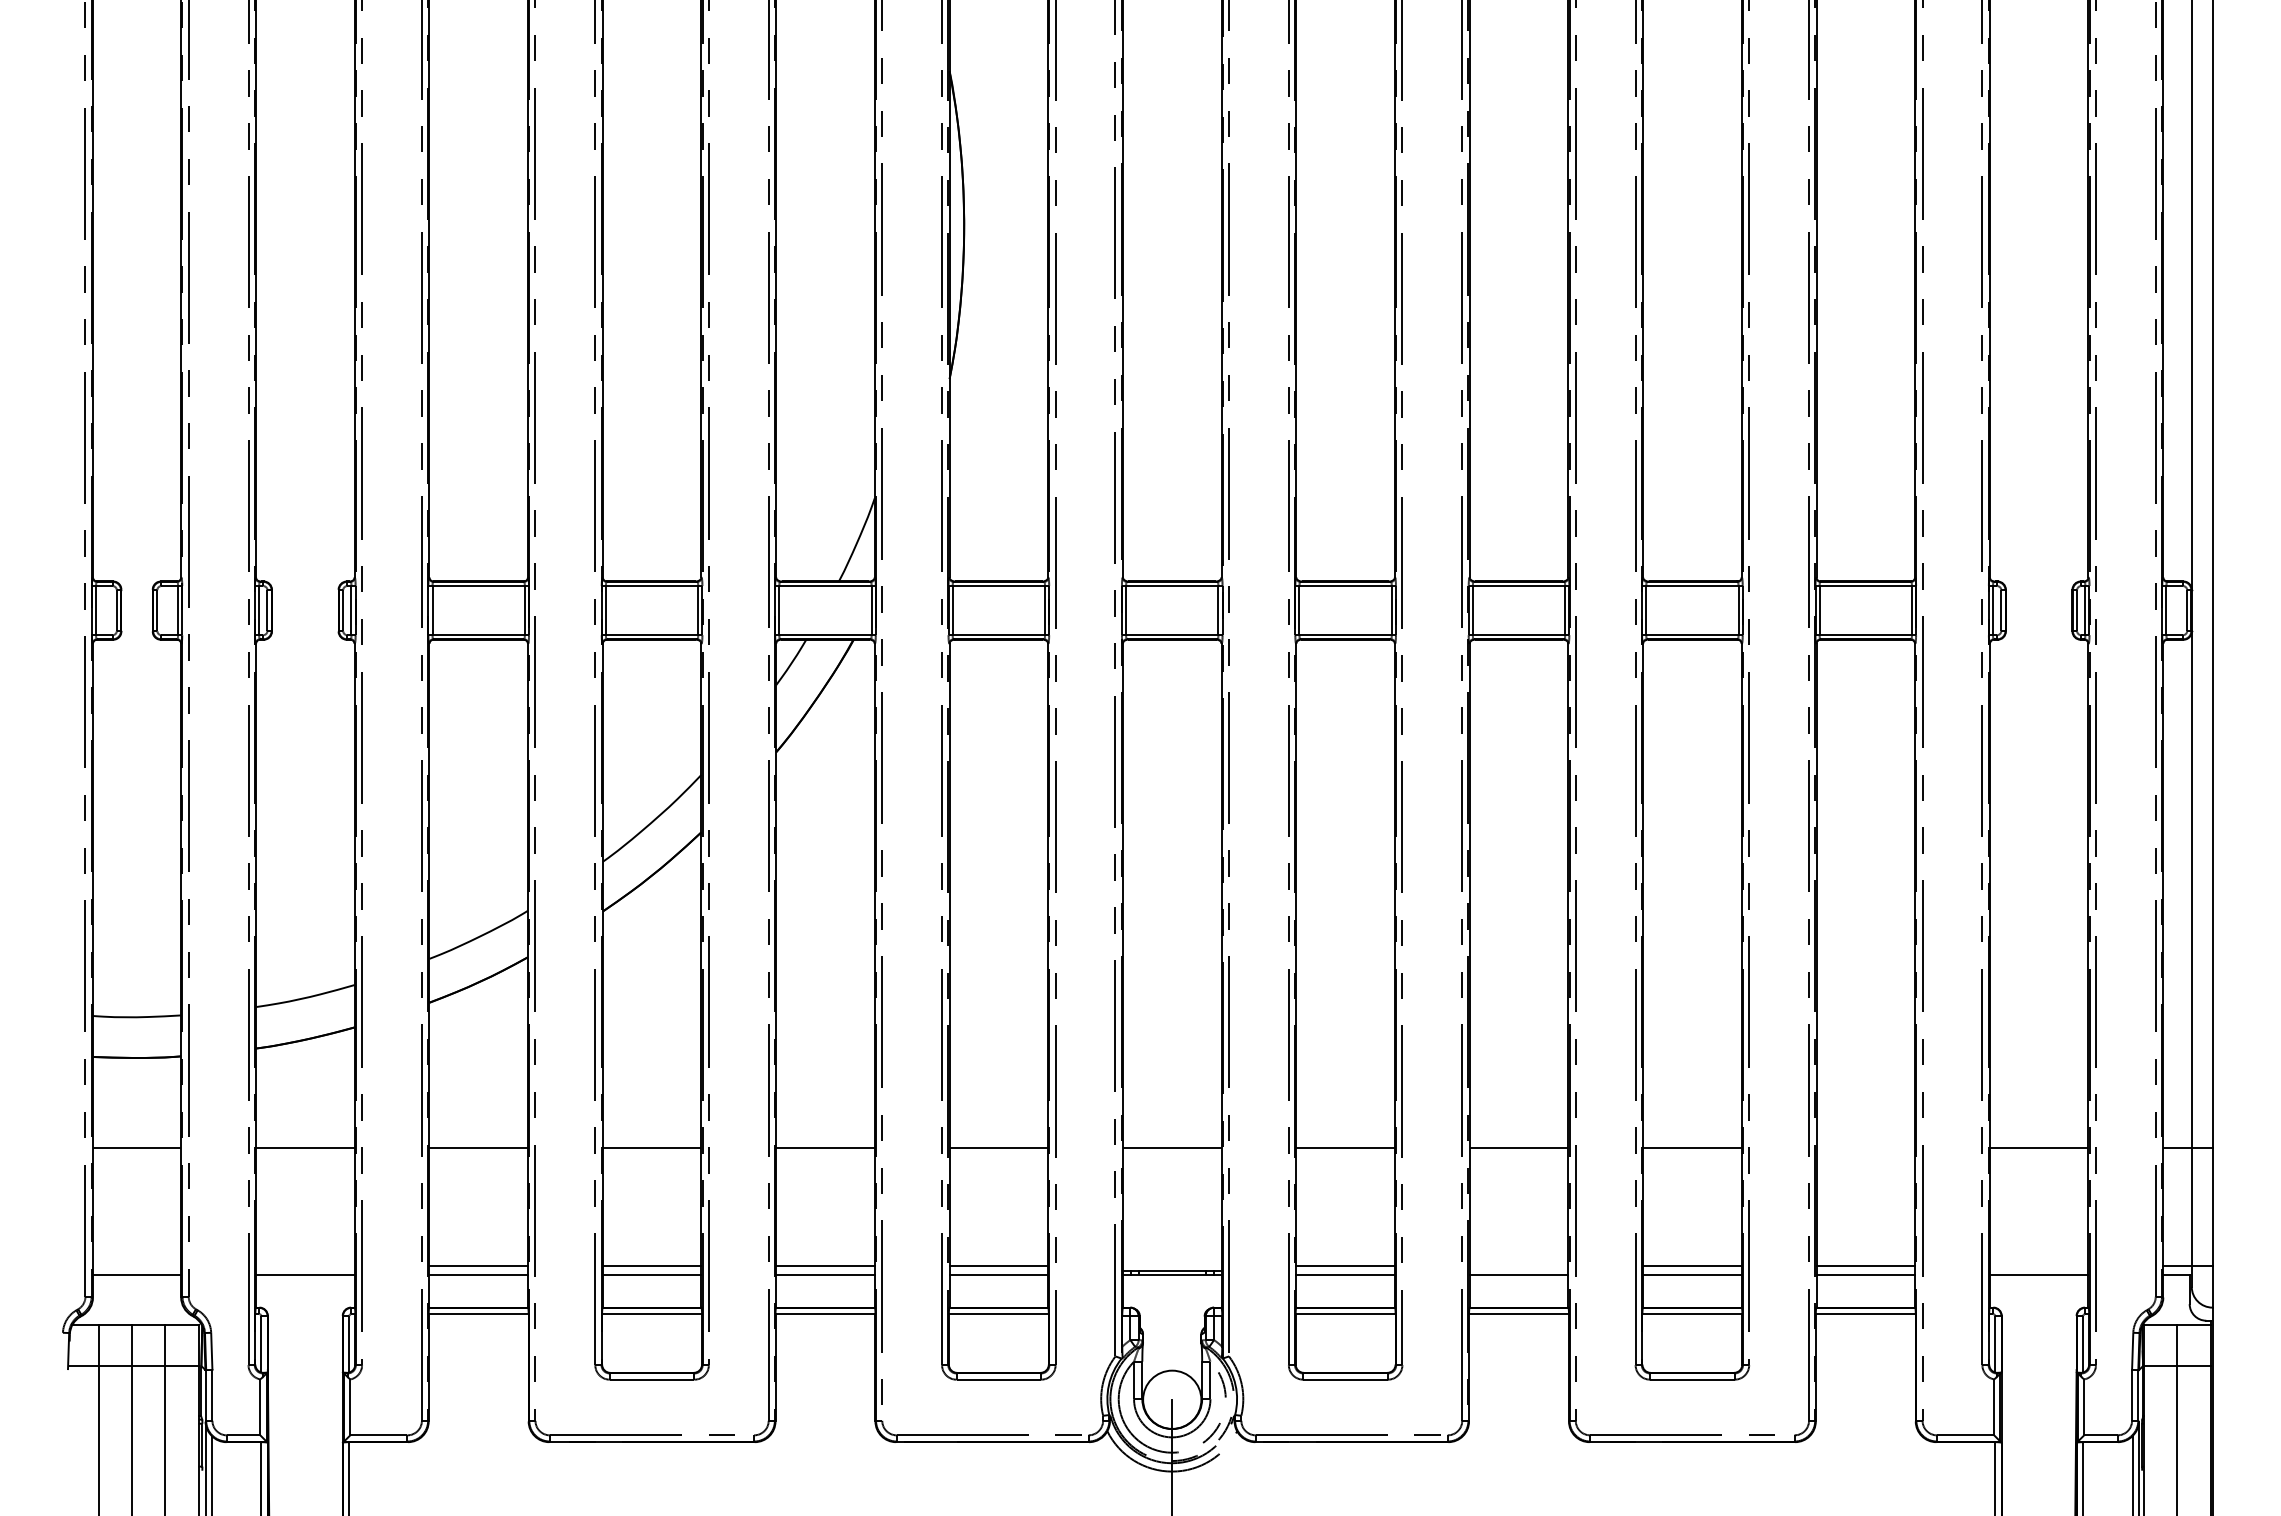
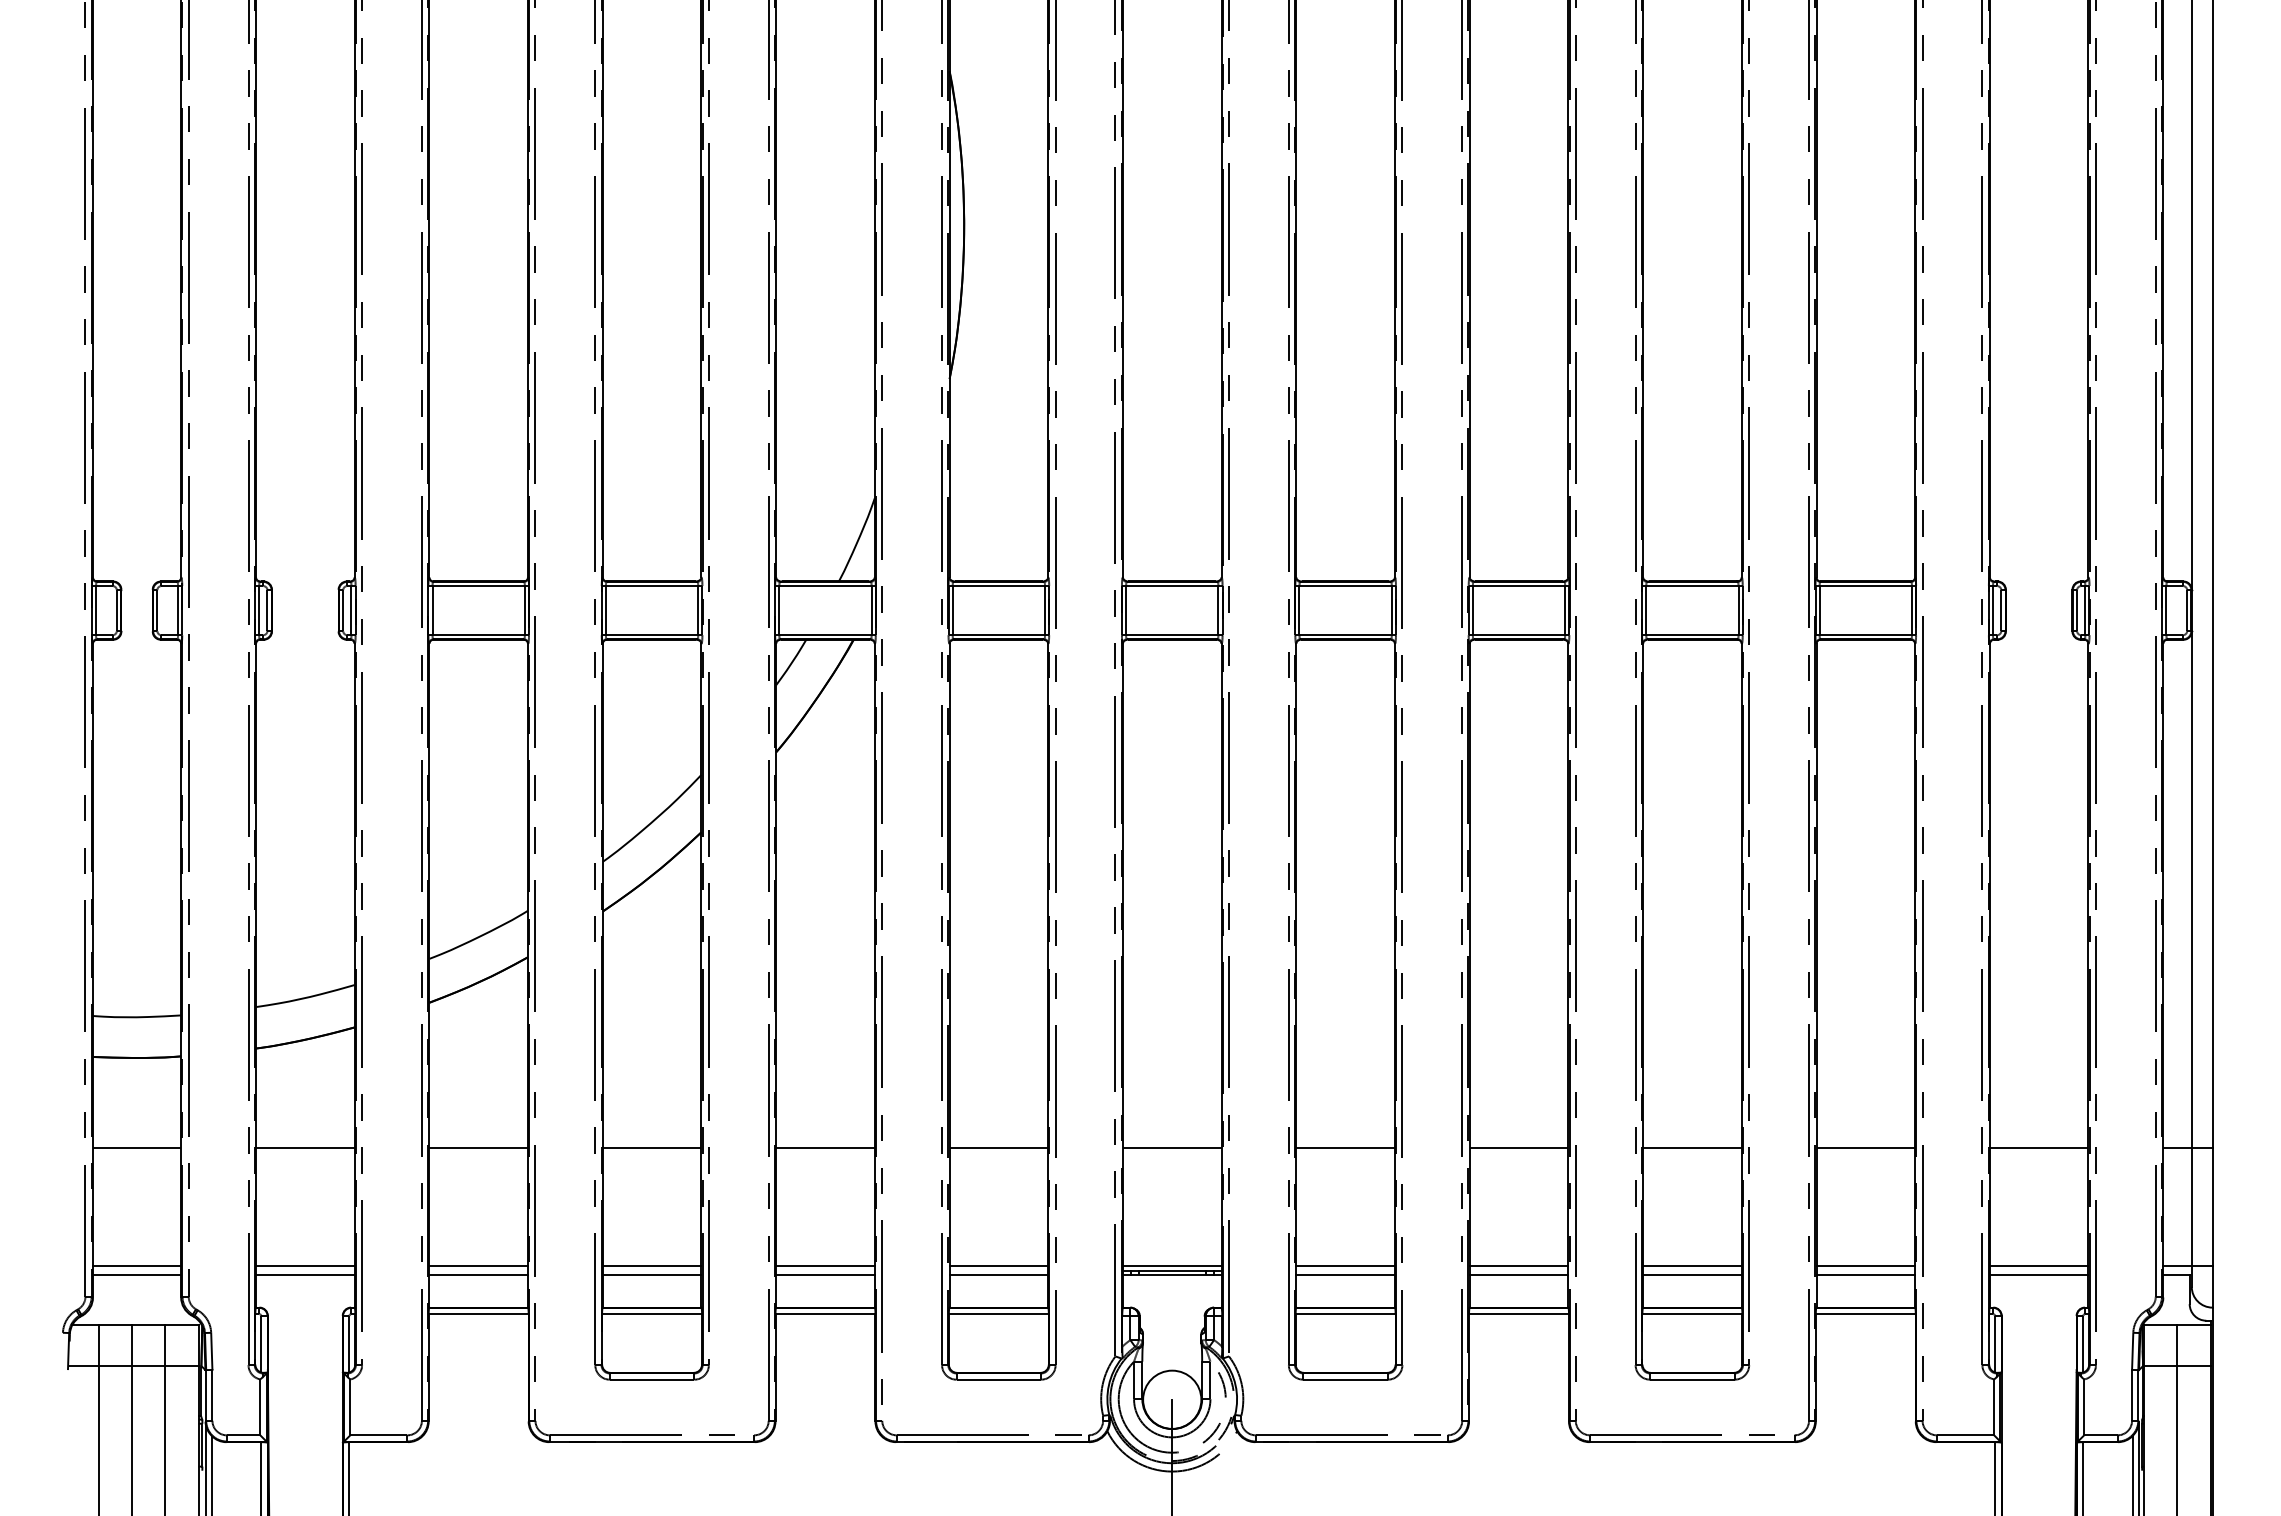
line: none -> present (1865, 1147)
line: none -> present (137, 1266)
line: none -> present (305, 1266)
line: none -> present (1172, 1266)
line: none -> present (1518, 1266)
line: none -> present (2038, 1266)
